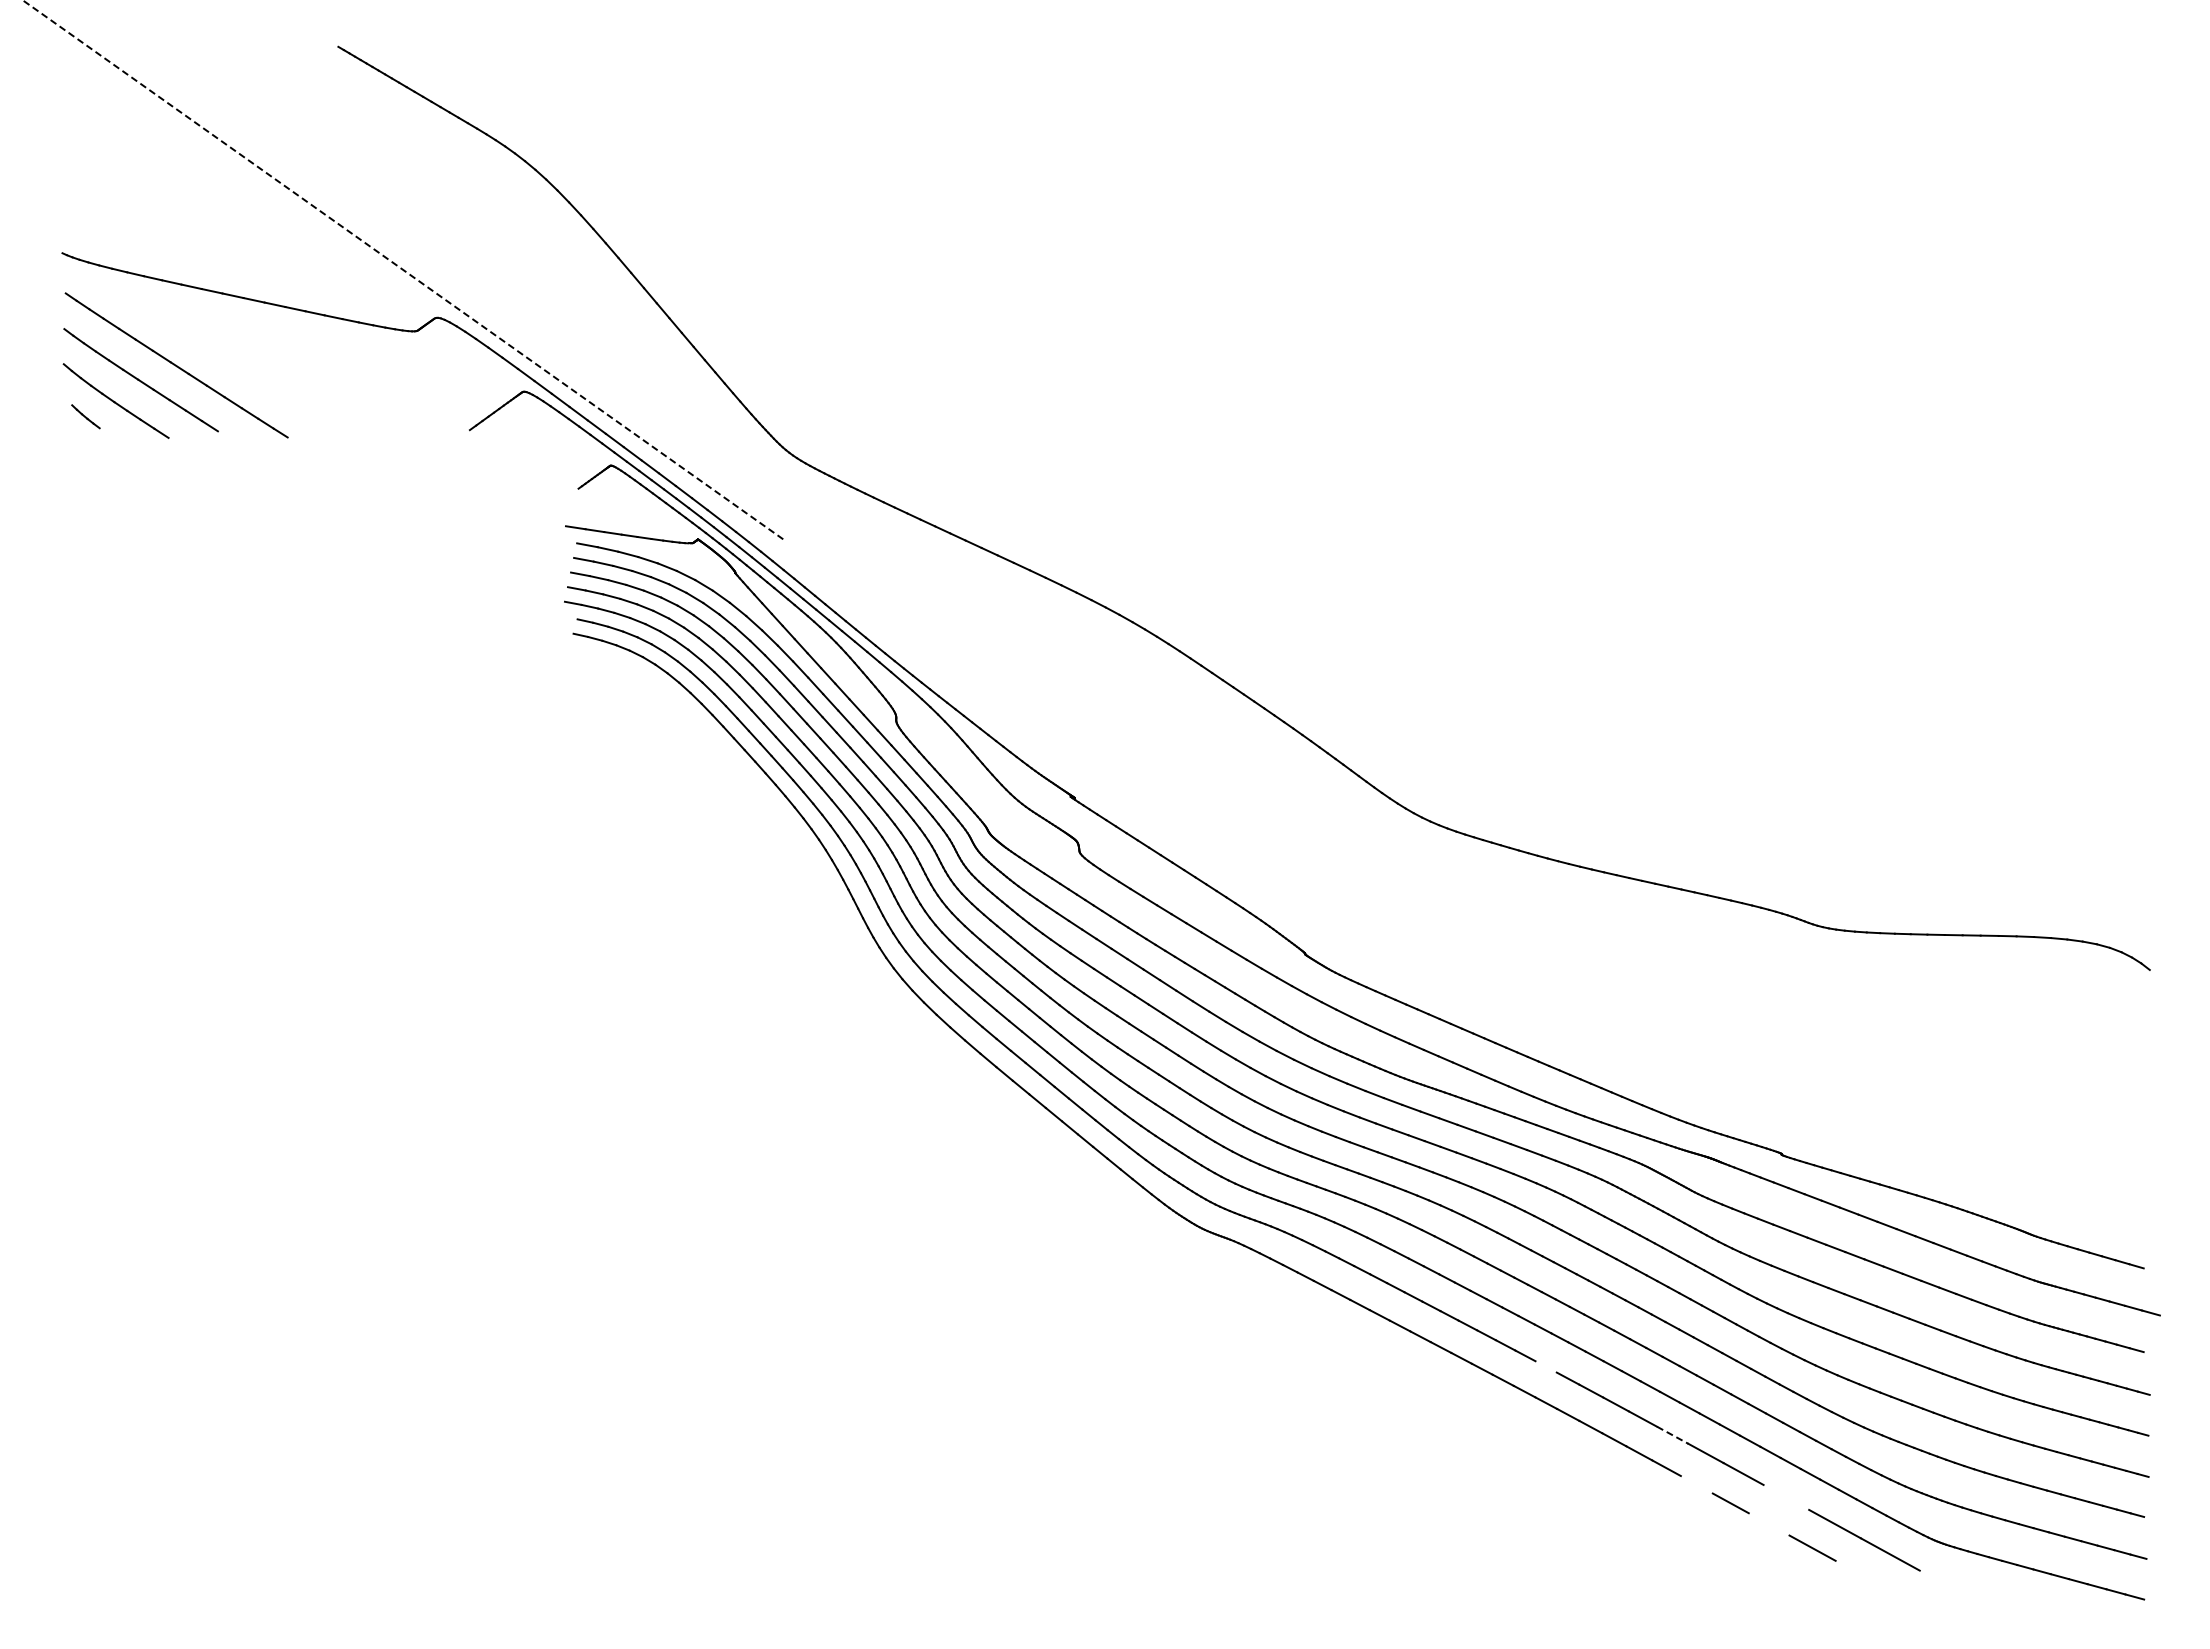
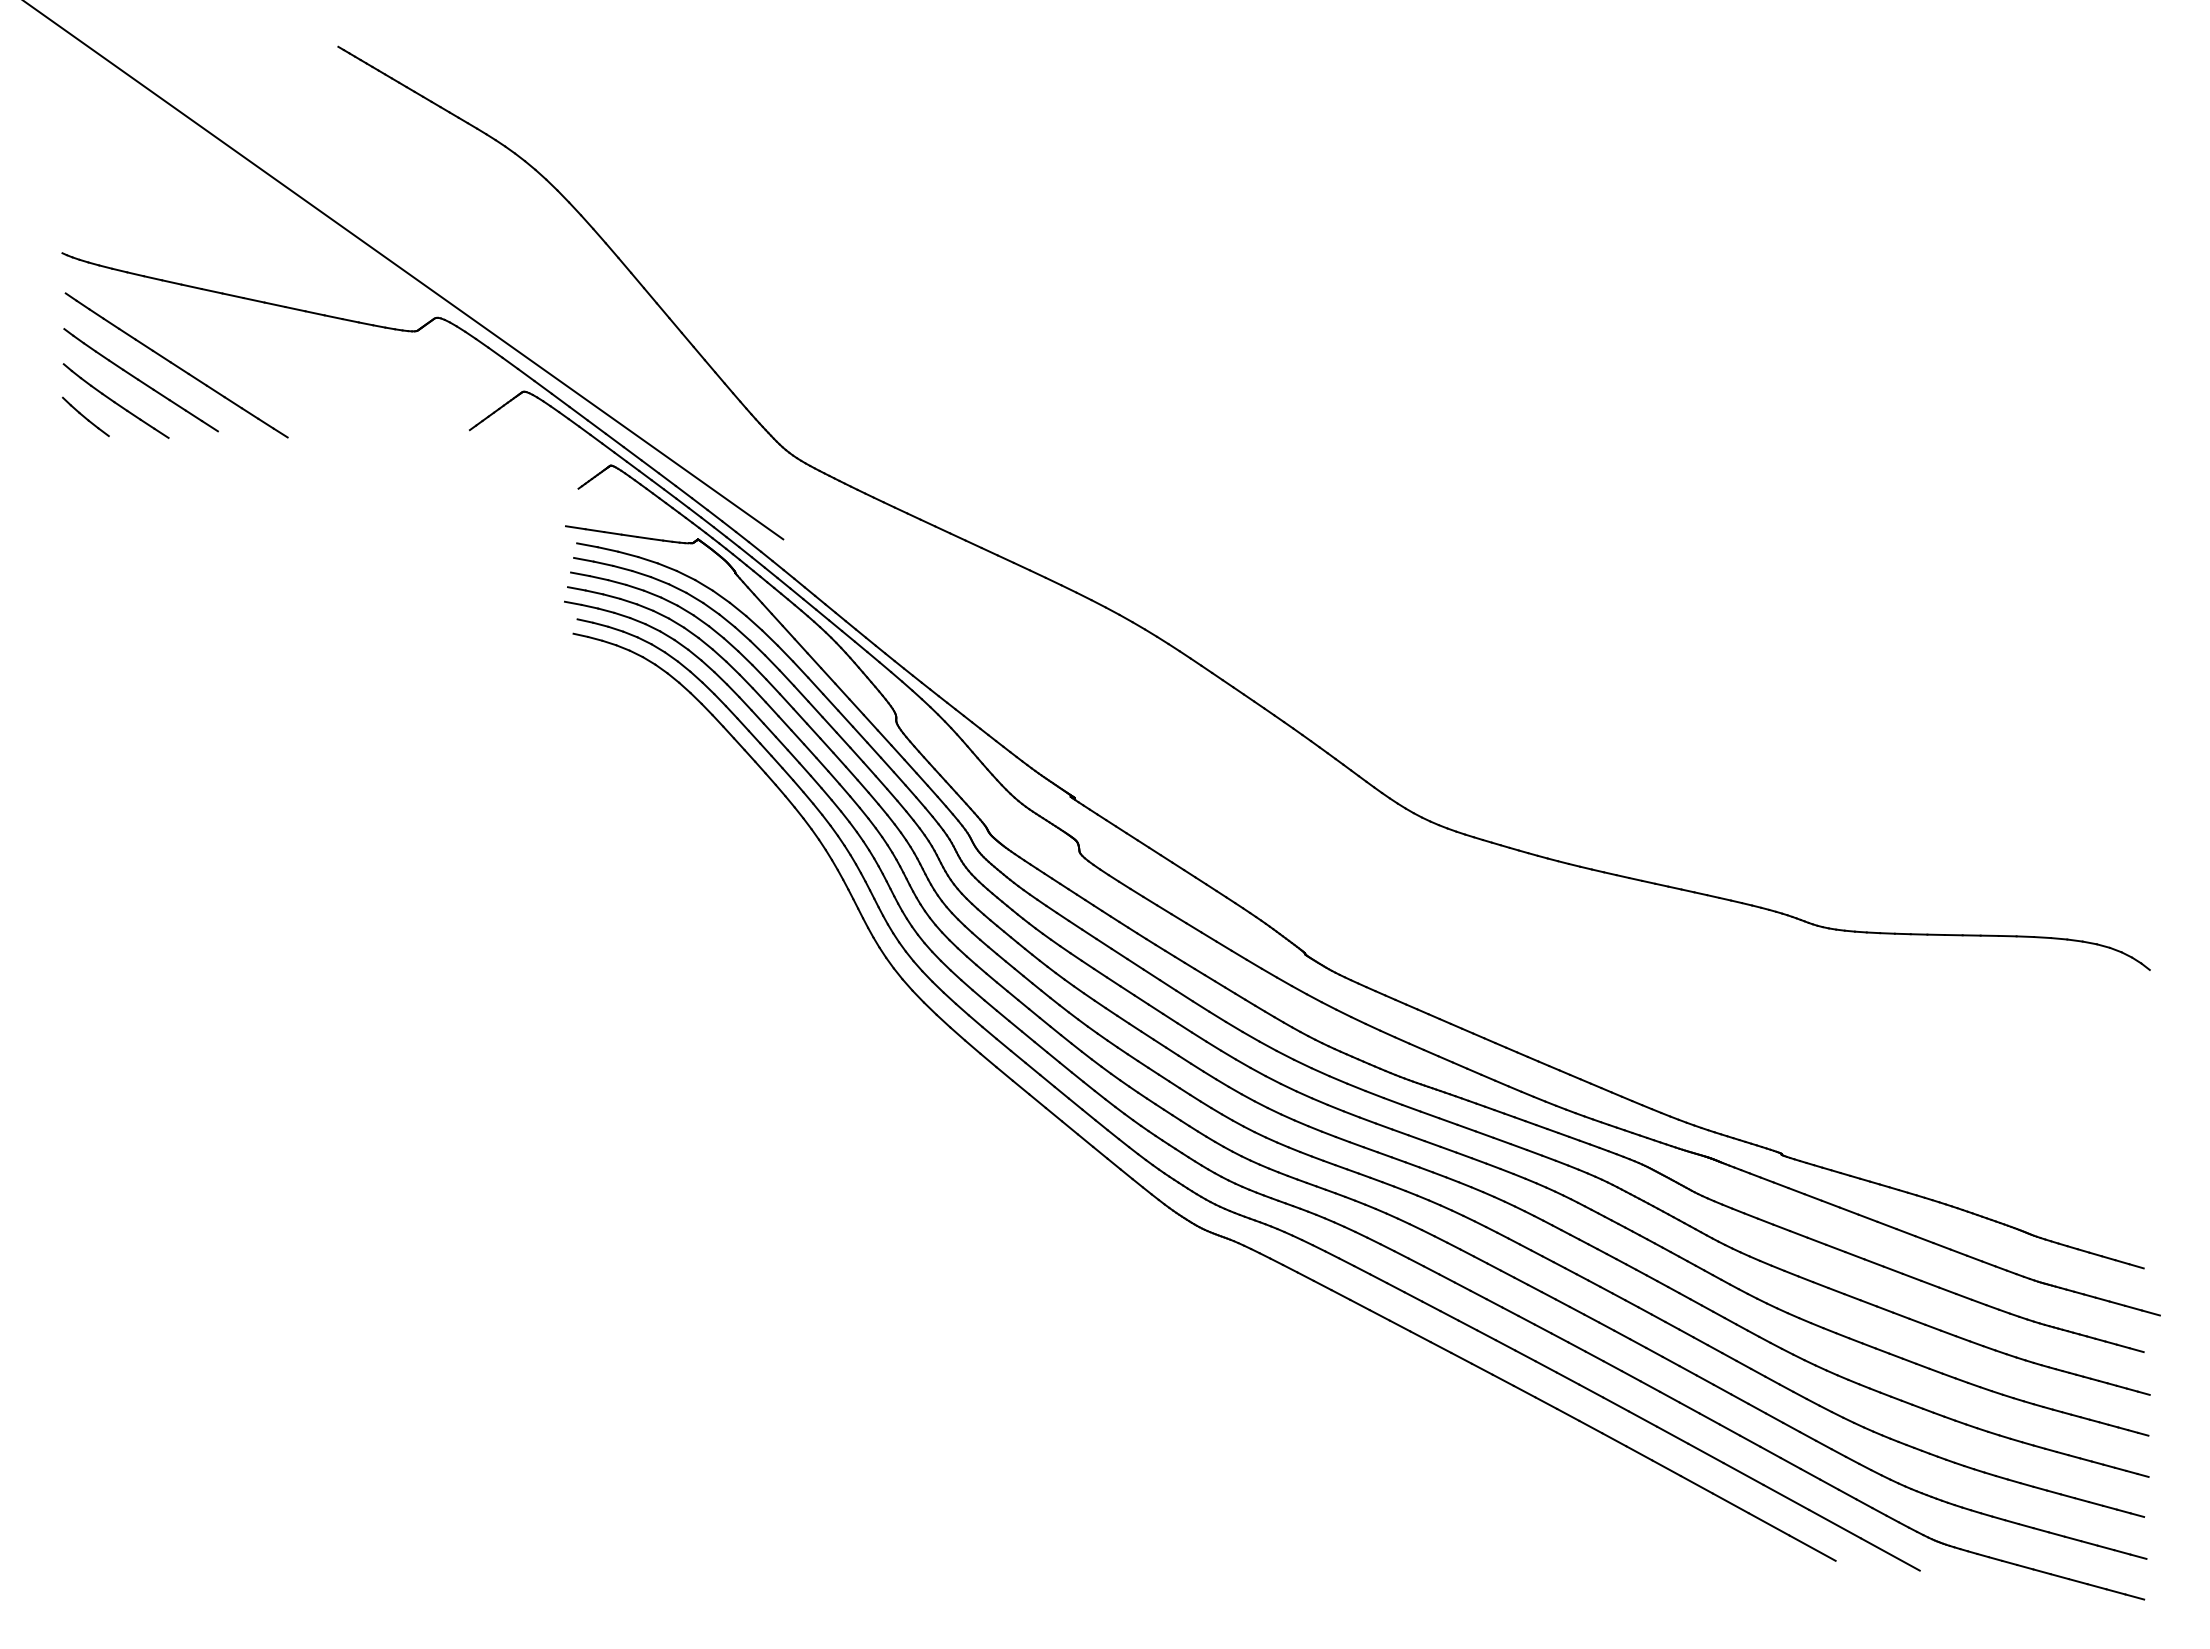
line: dashed -> solid (403, 269)
part size: 30x26 px -> 48x41 px (85, 416)
line: none -> present (1545, 1366)
line: dashed -> solid (1672, 1435)
line: none -> present (1696, 1484)
line: none -> present (1786, 1496)
line: none -> present (1768, 1524)
